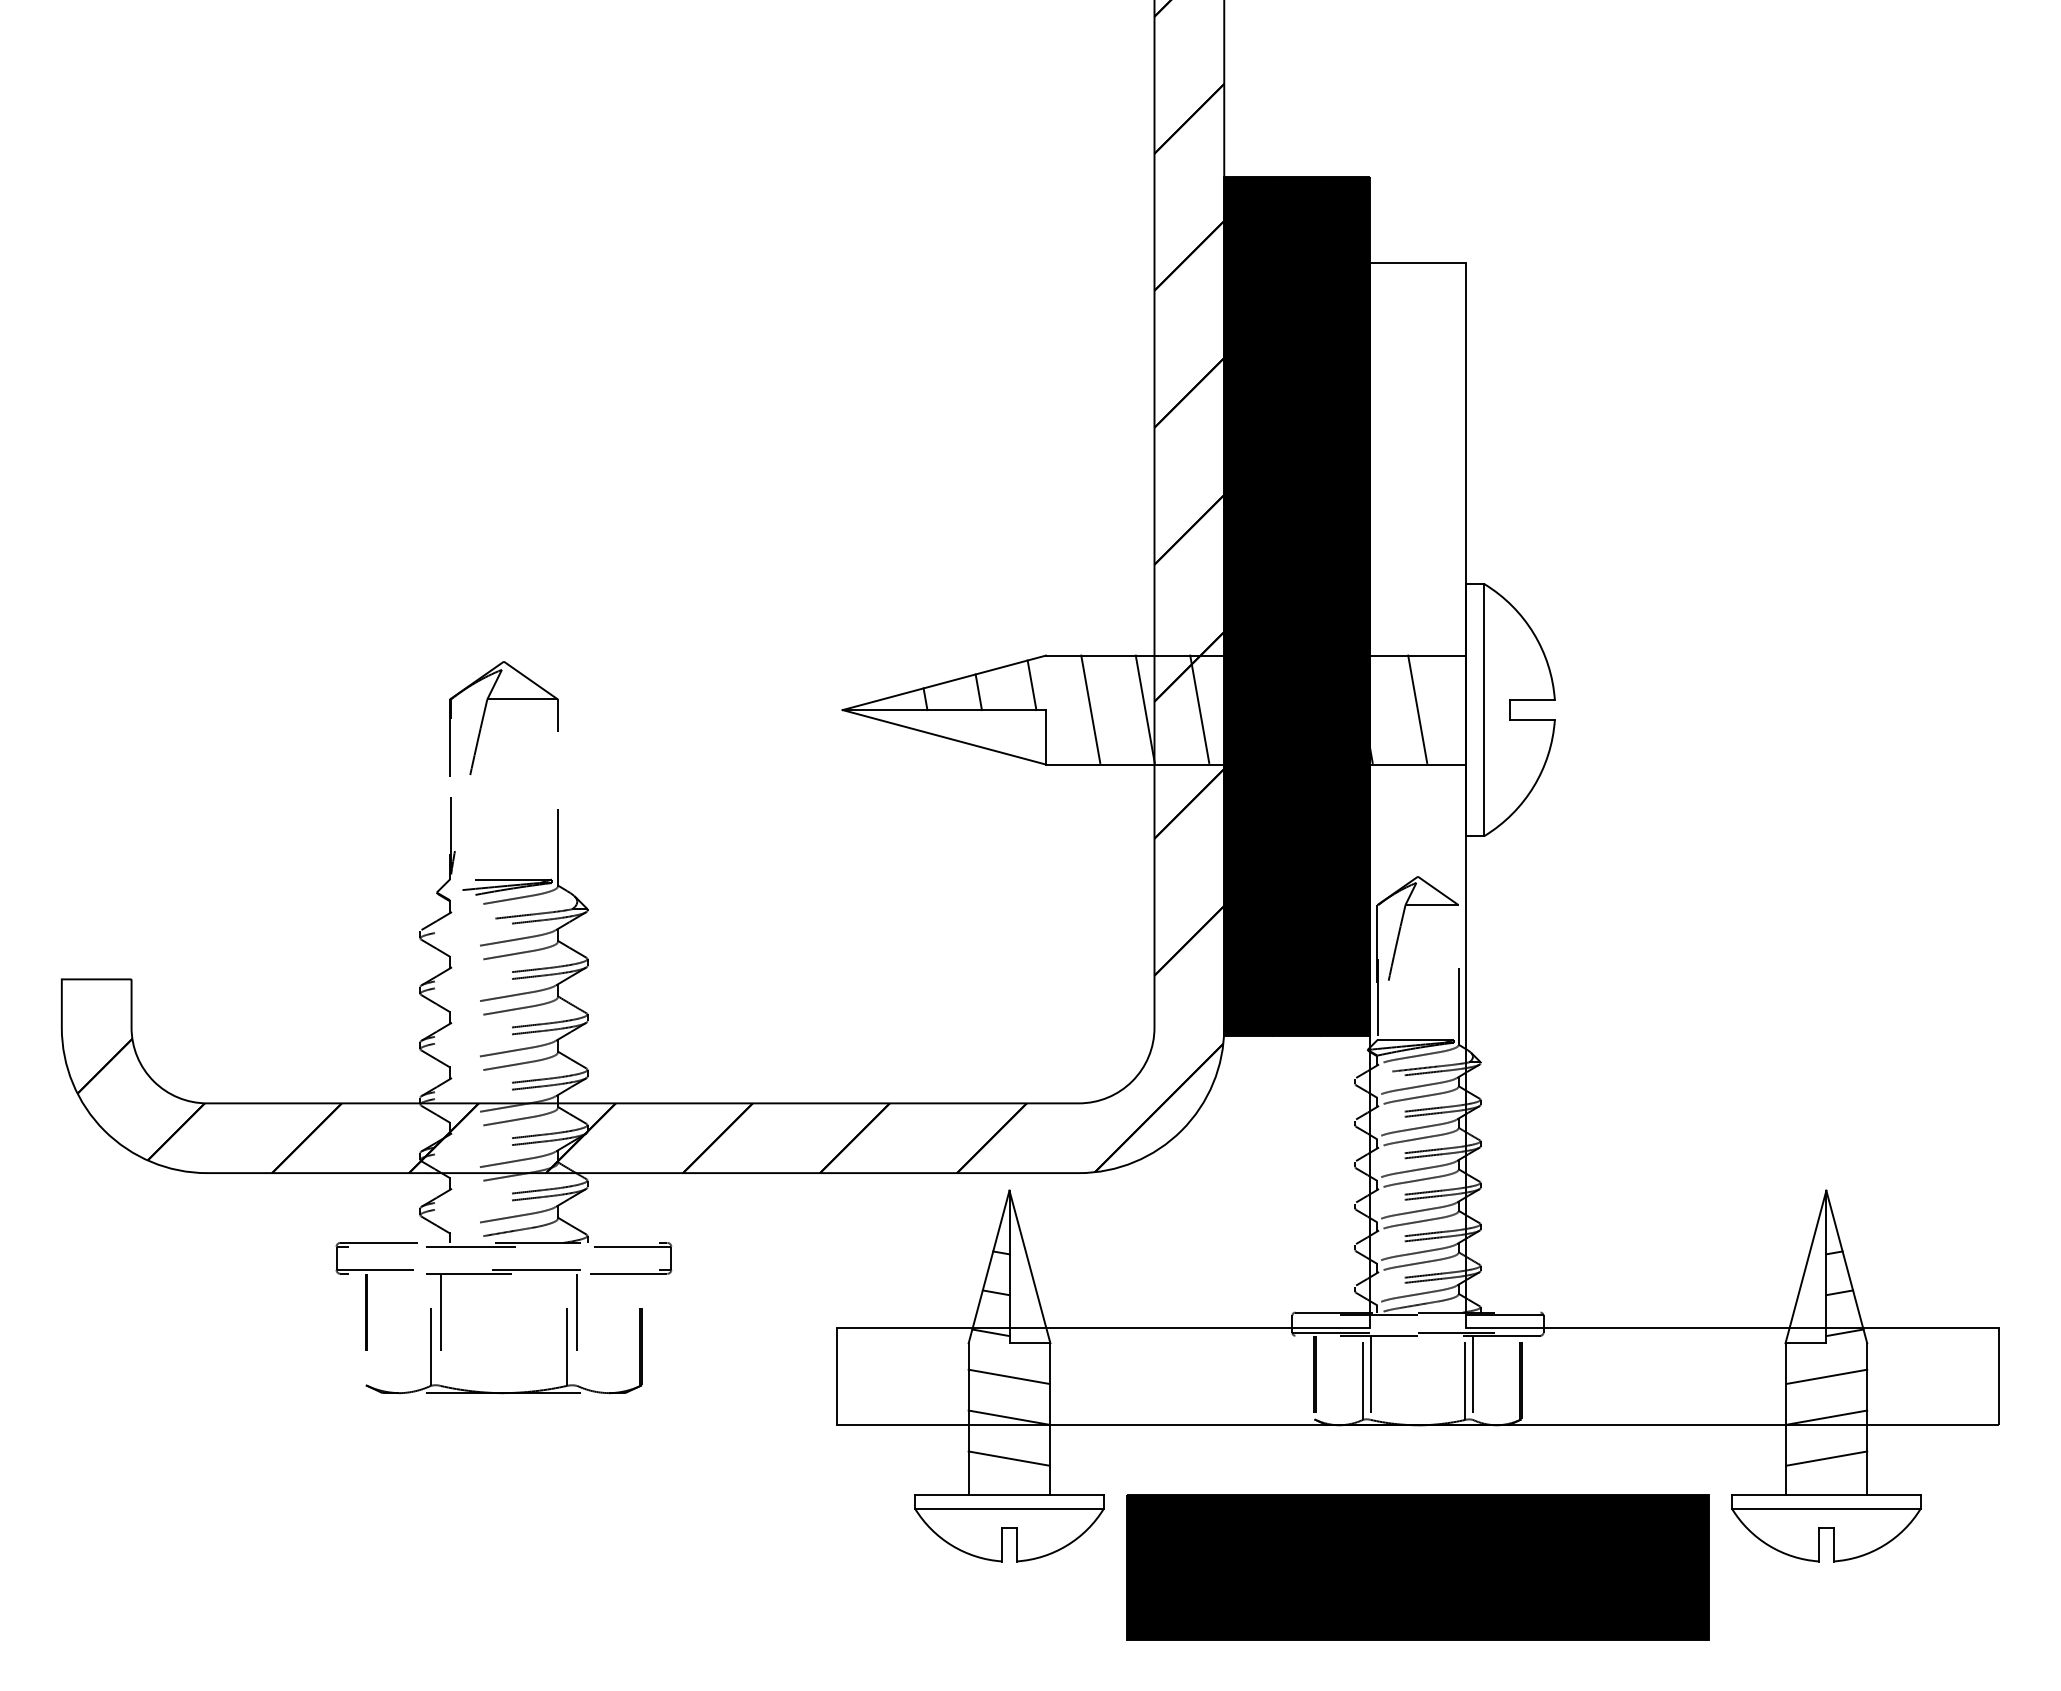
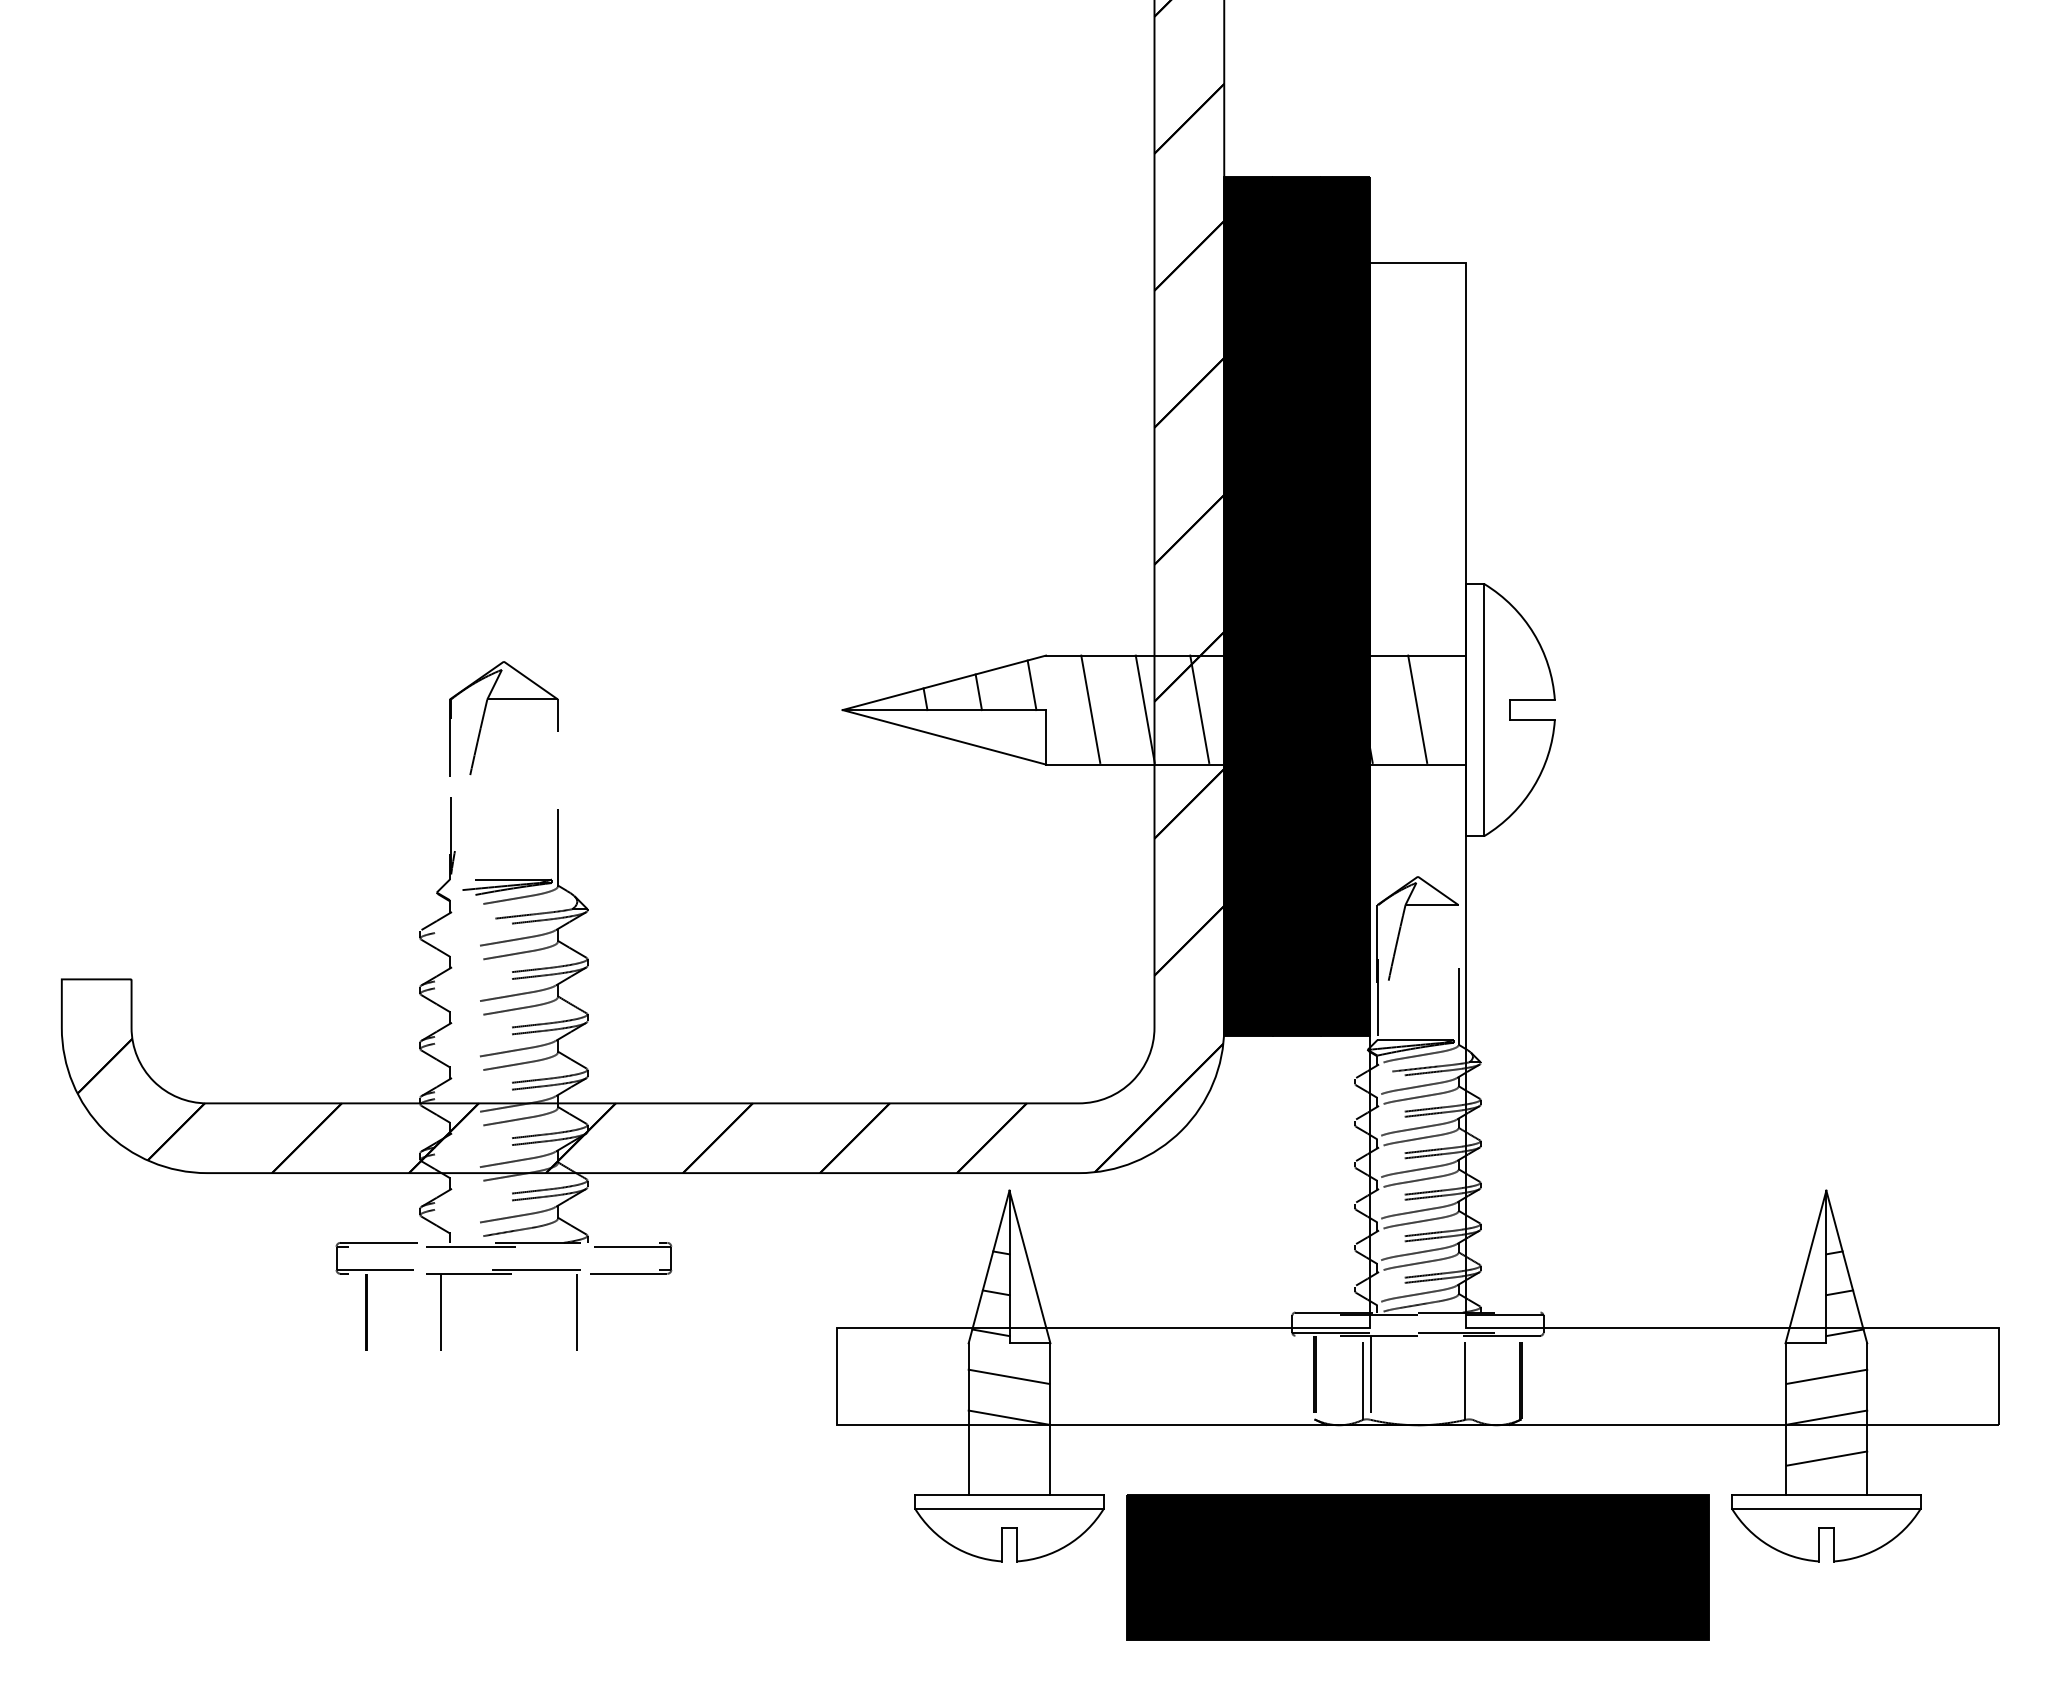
line: present -> none (1472, 1377)
part: present -> none (503, 1392)
line: present -> none (1008, 1458)
